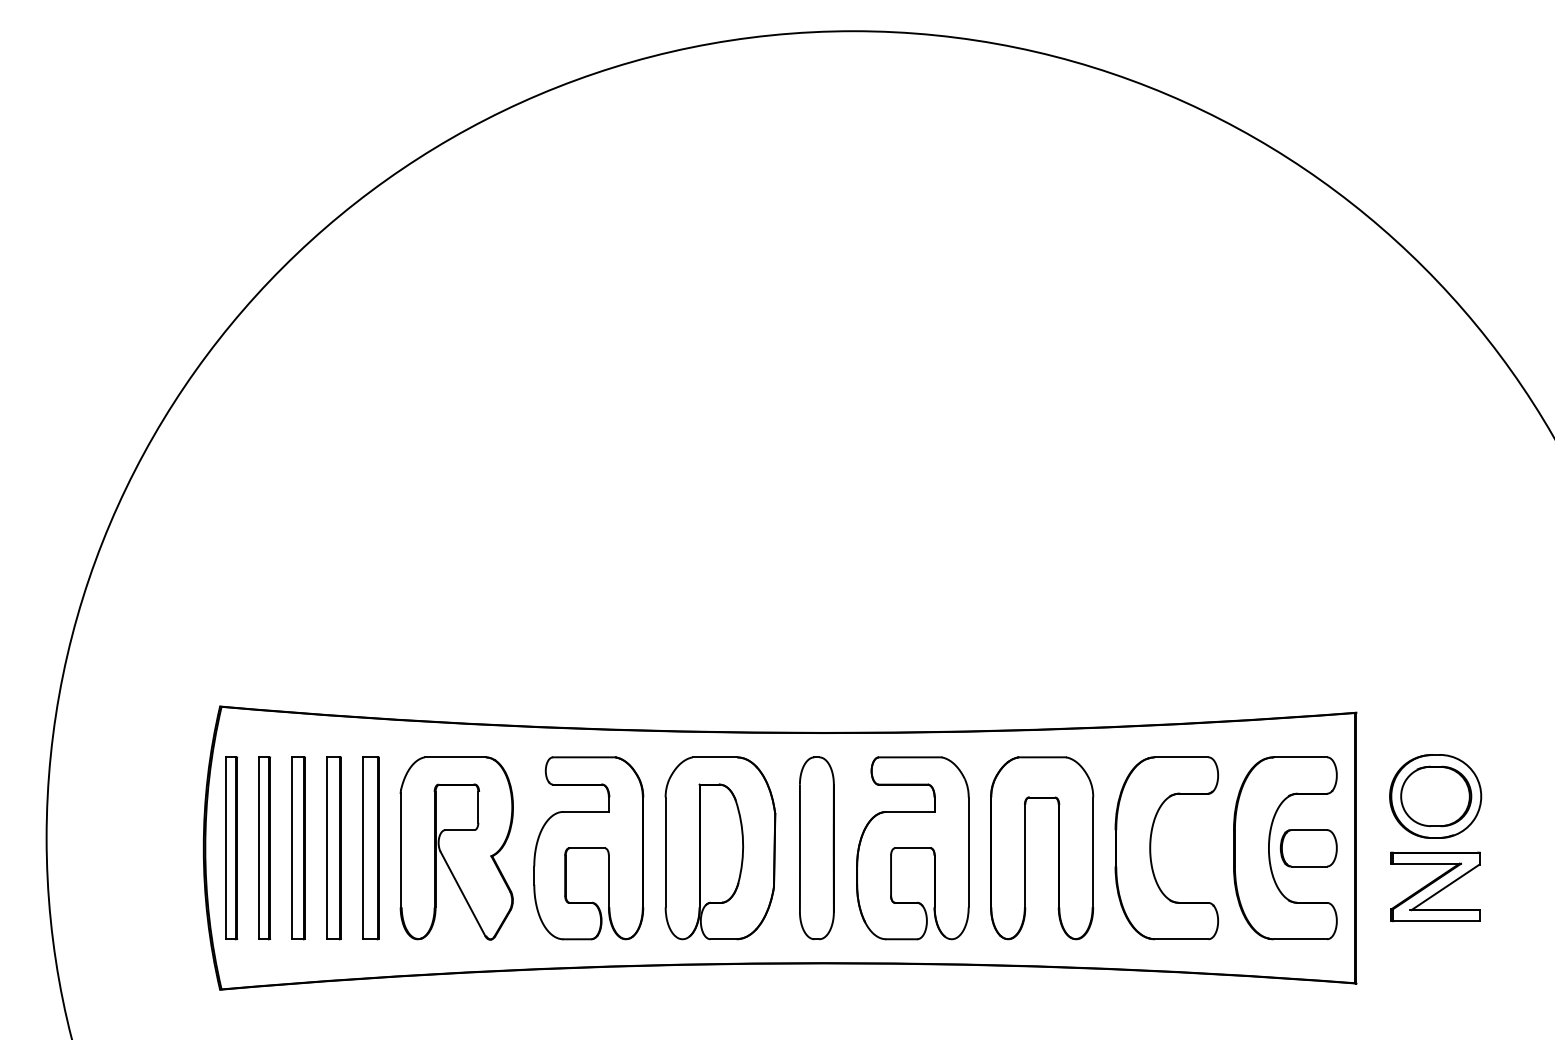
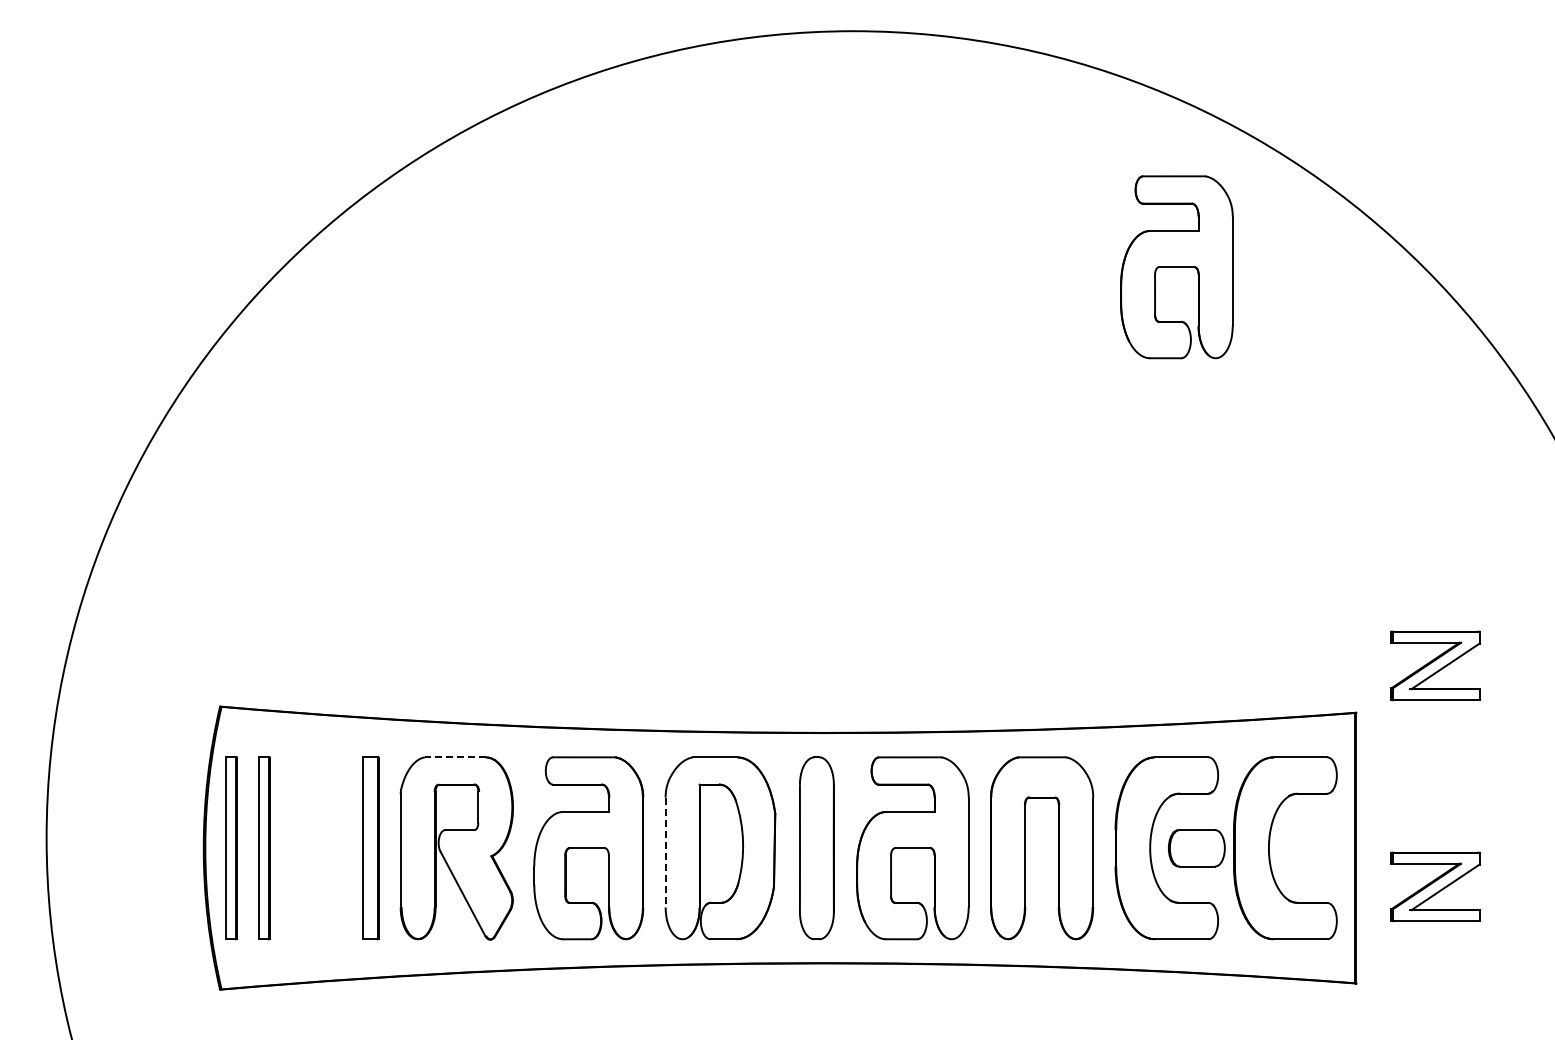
part: none -> present (1176, 267)
part: none -> present (1435, 665)
line: solid -> dashed (454, 757)
part: present -> none (1435, 796)
part: present -> none (298, 848)
part: present -> none (333, 848)
part position: (1308, 848) -> (1196, 848) (1196, 848)
line: solid -> dashed (665, 852)
